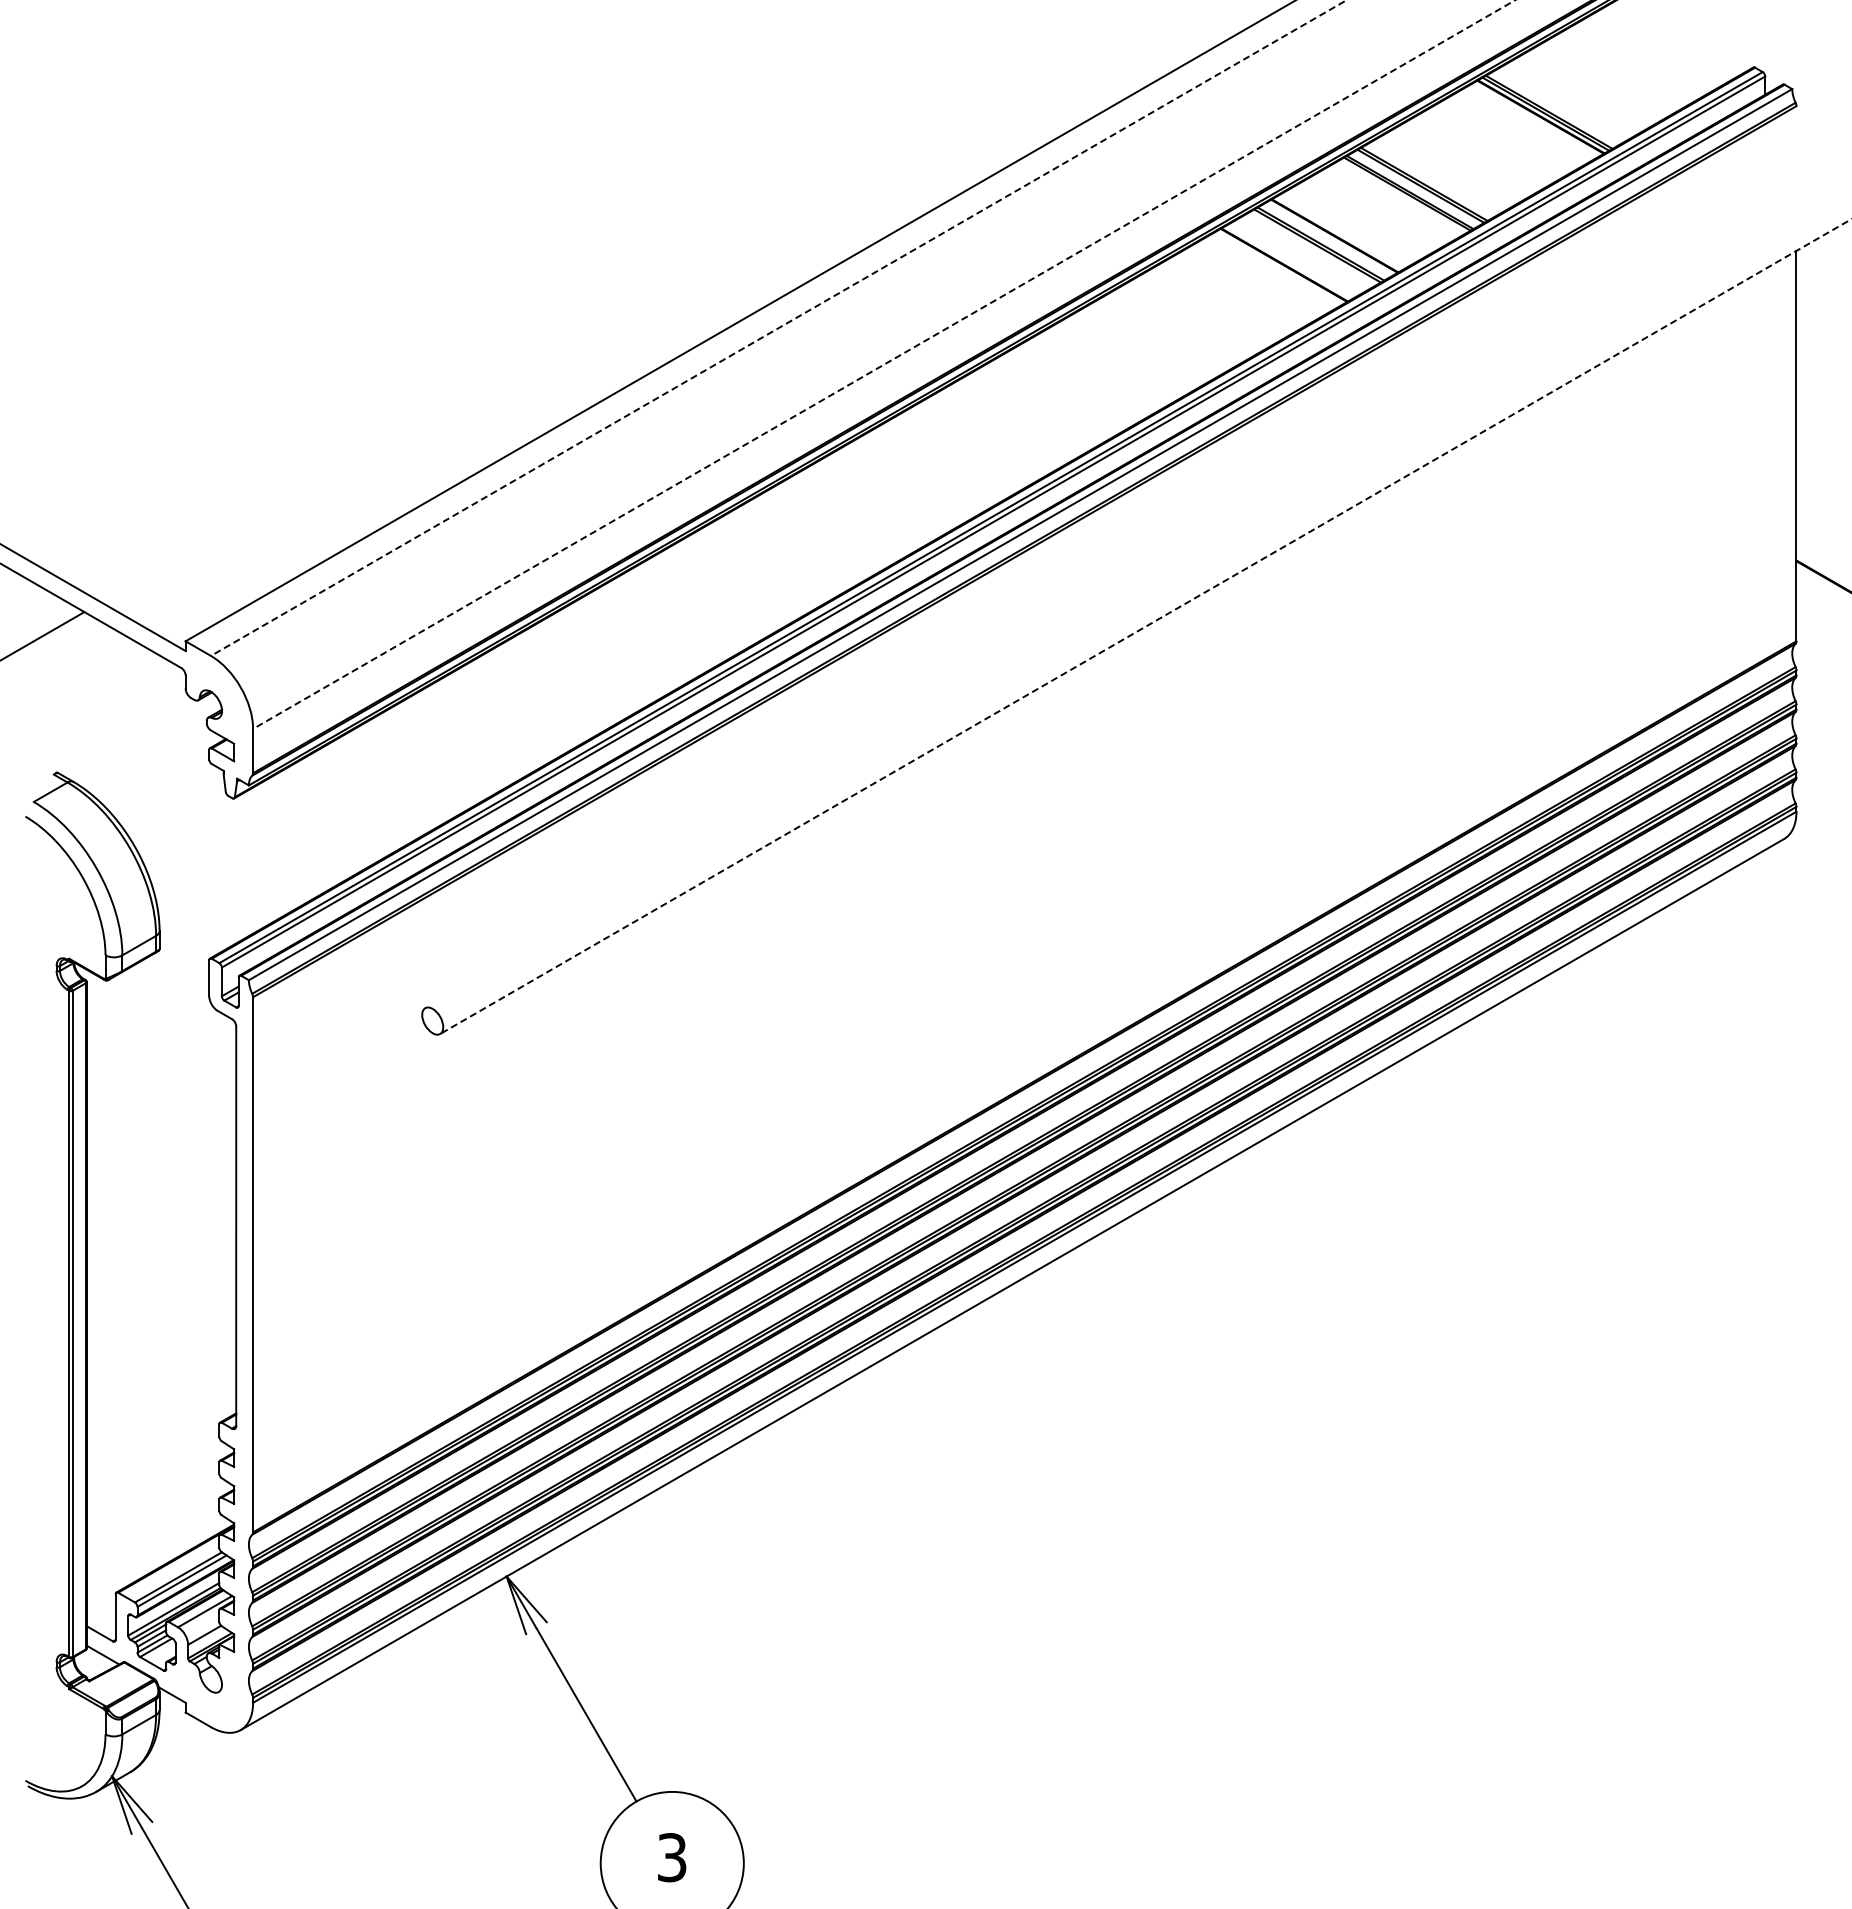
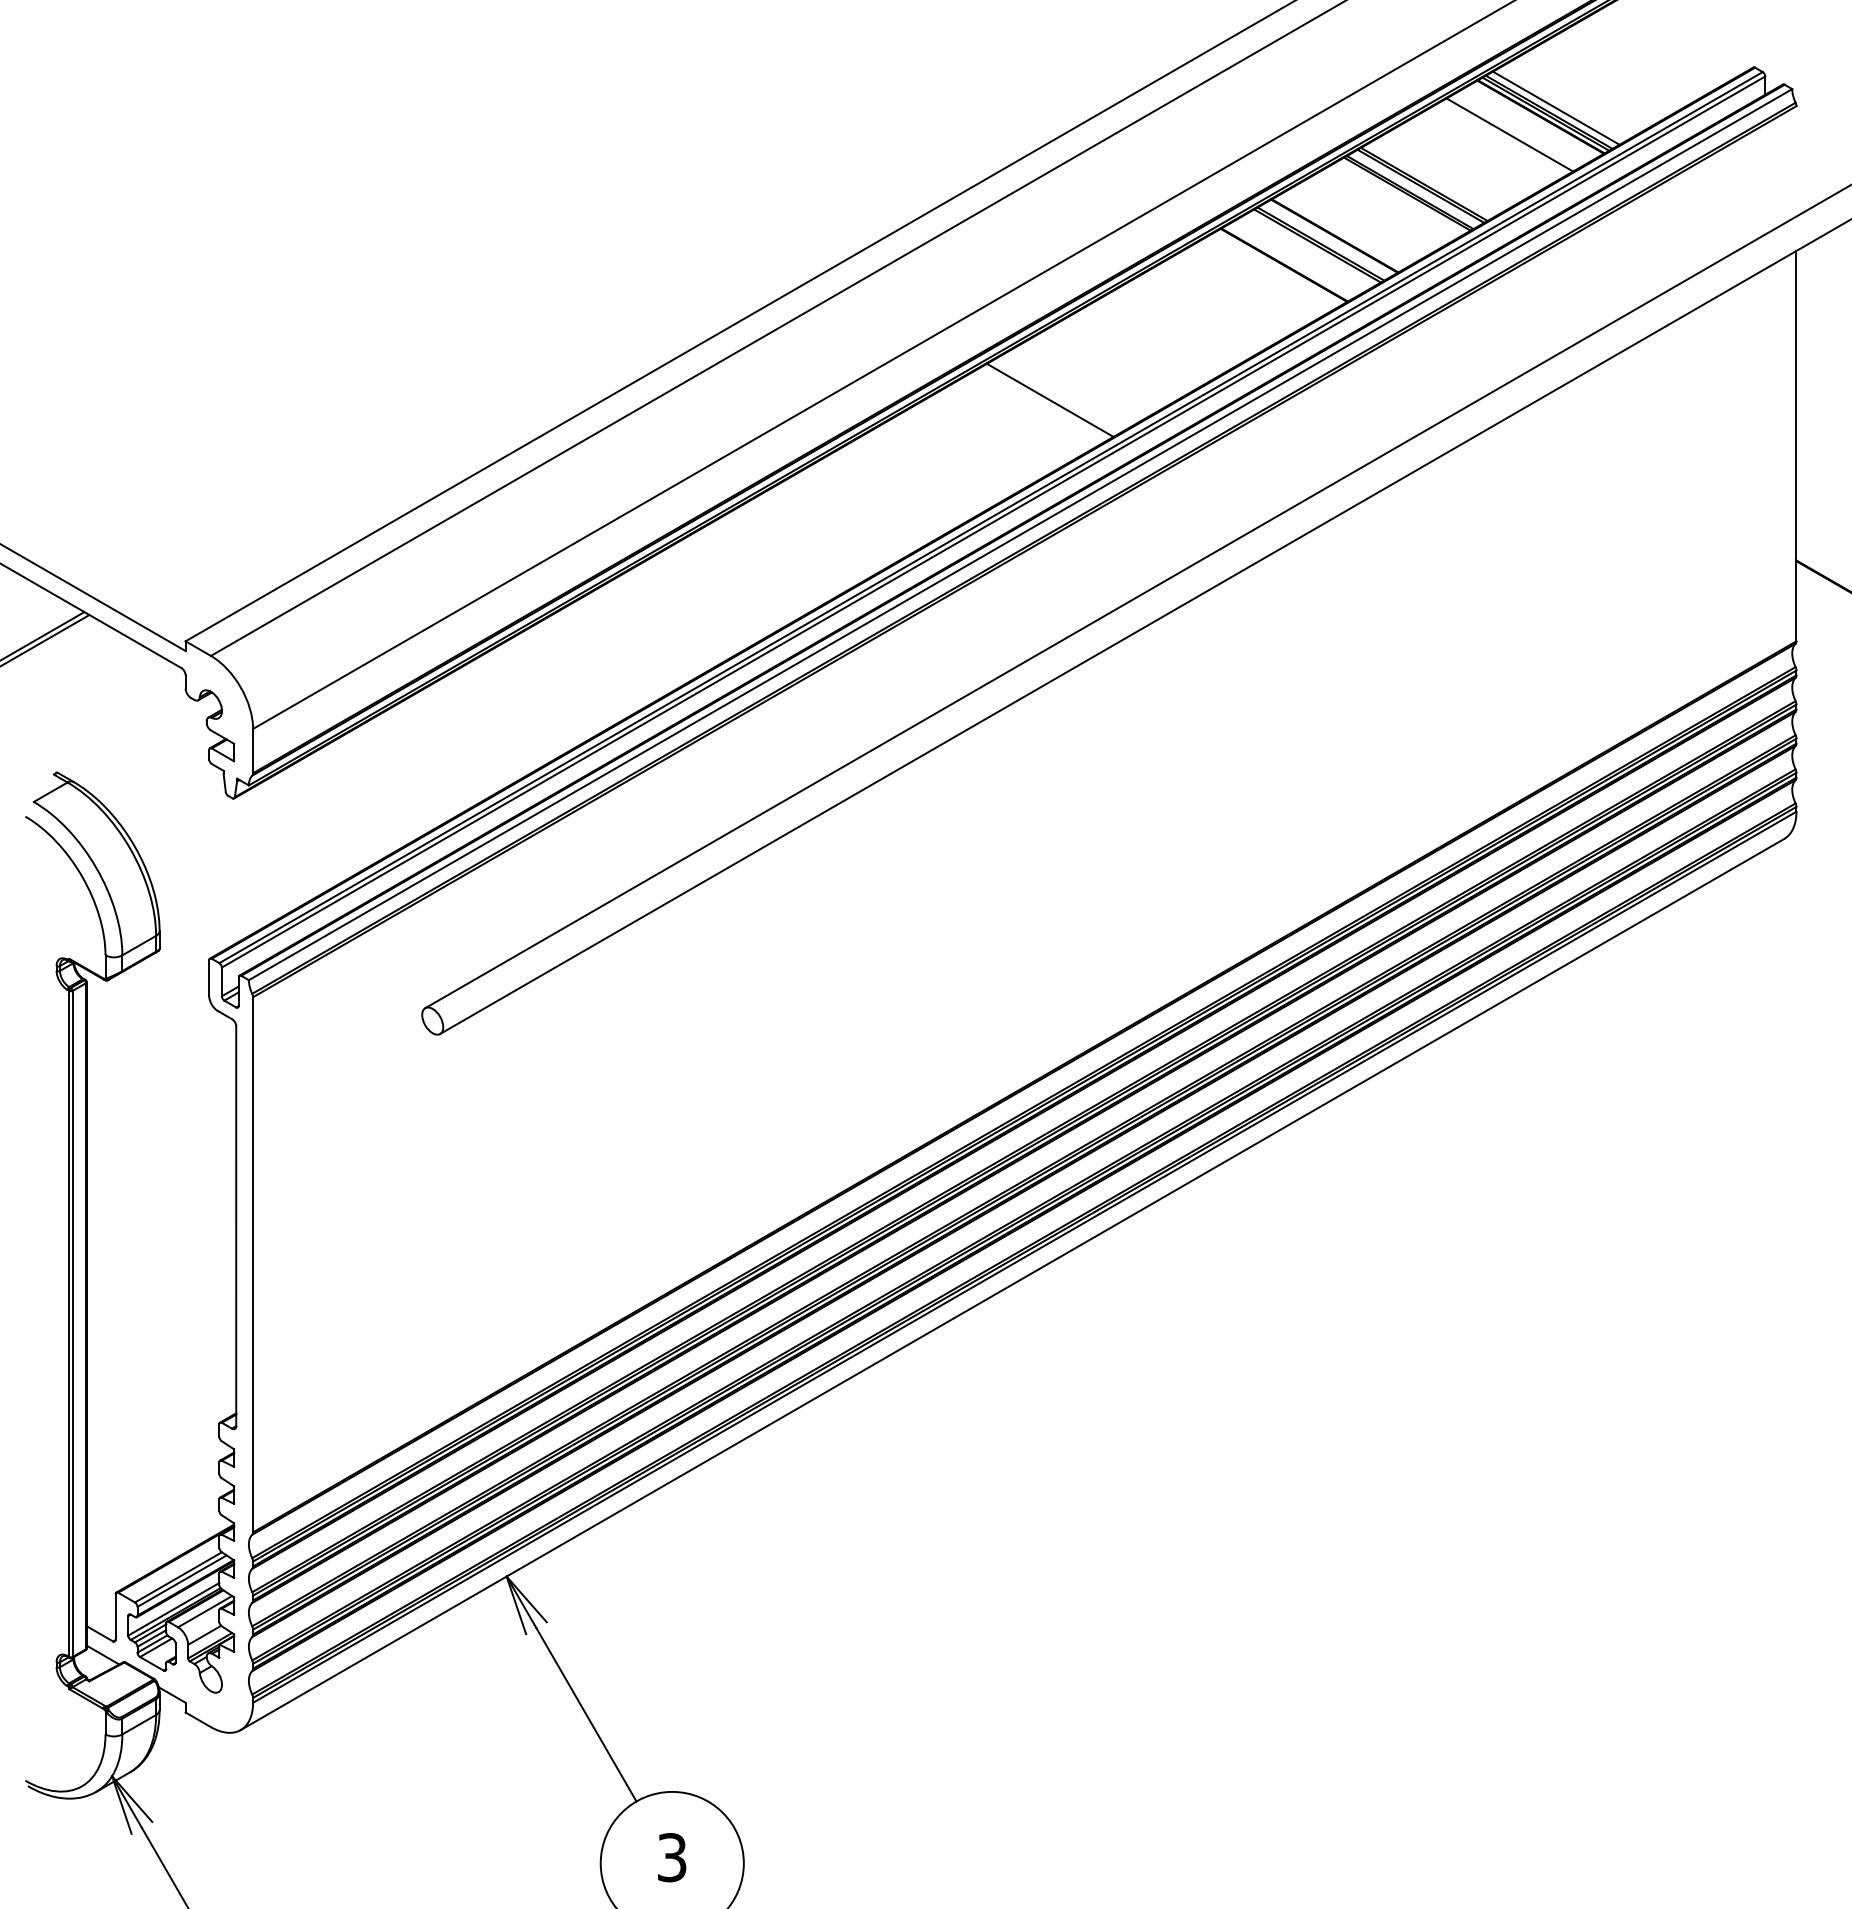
line: none -> present (1555, 107)
line: none -> present (1509, 134)
line: dashed -> solid (778, 328)
line: dashed -> solid (884, 364)
line: none -> present (1049, 399)
line: none -> present (1136, 597)
line: dashed -> solid (1145, 626)
line: none -> present (45, 640)
